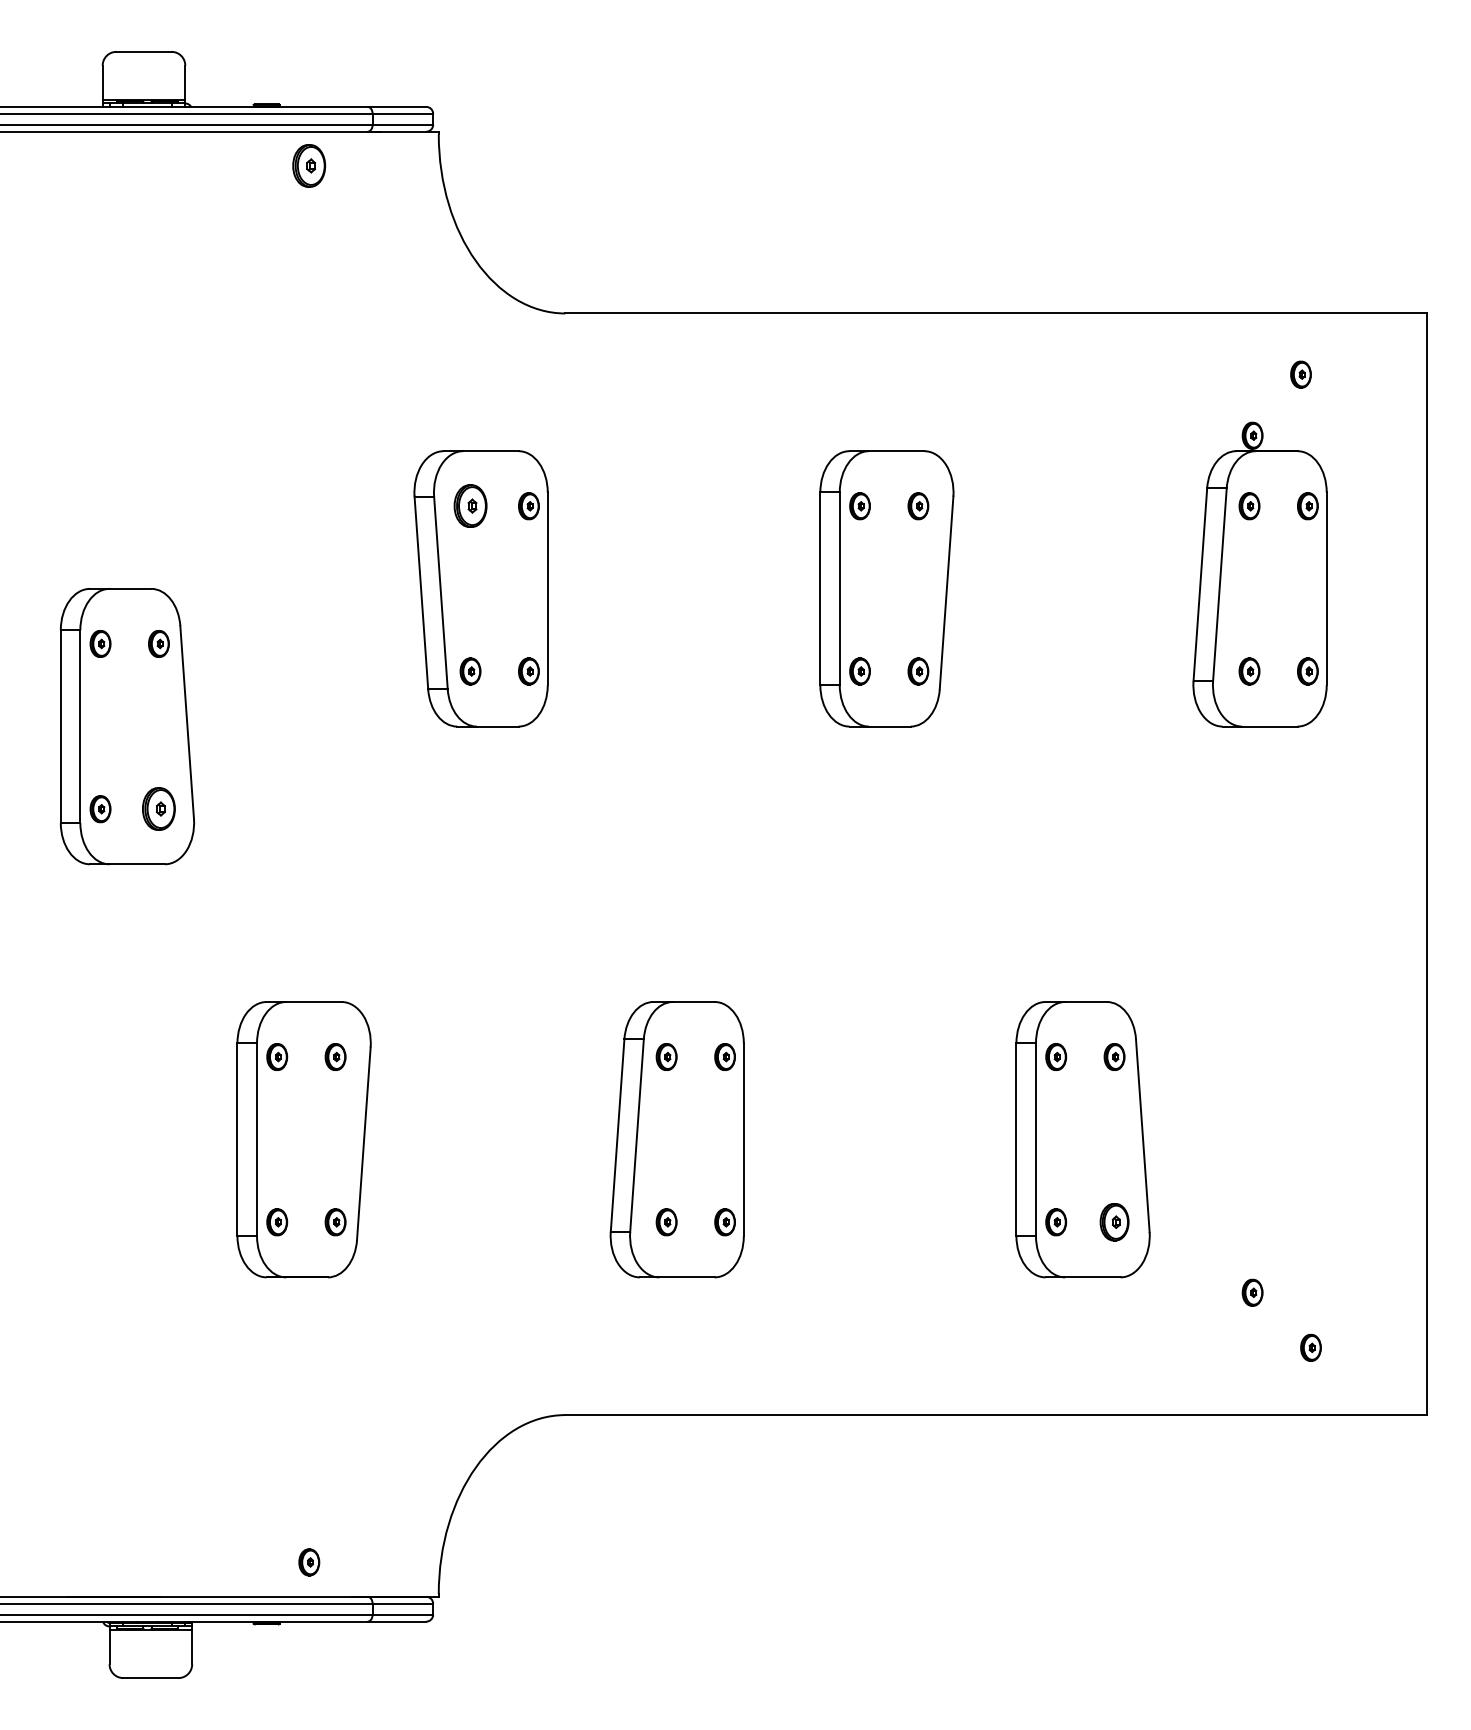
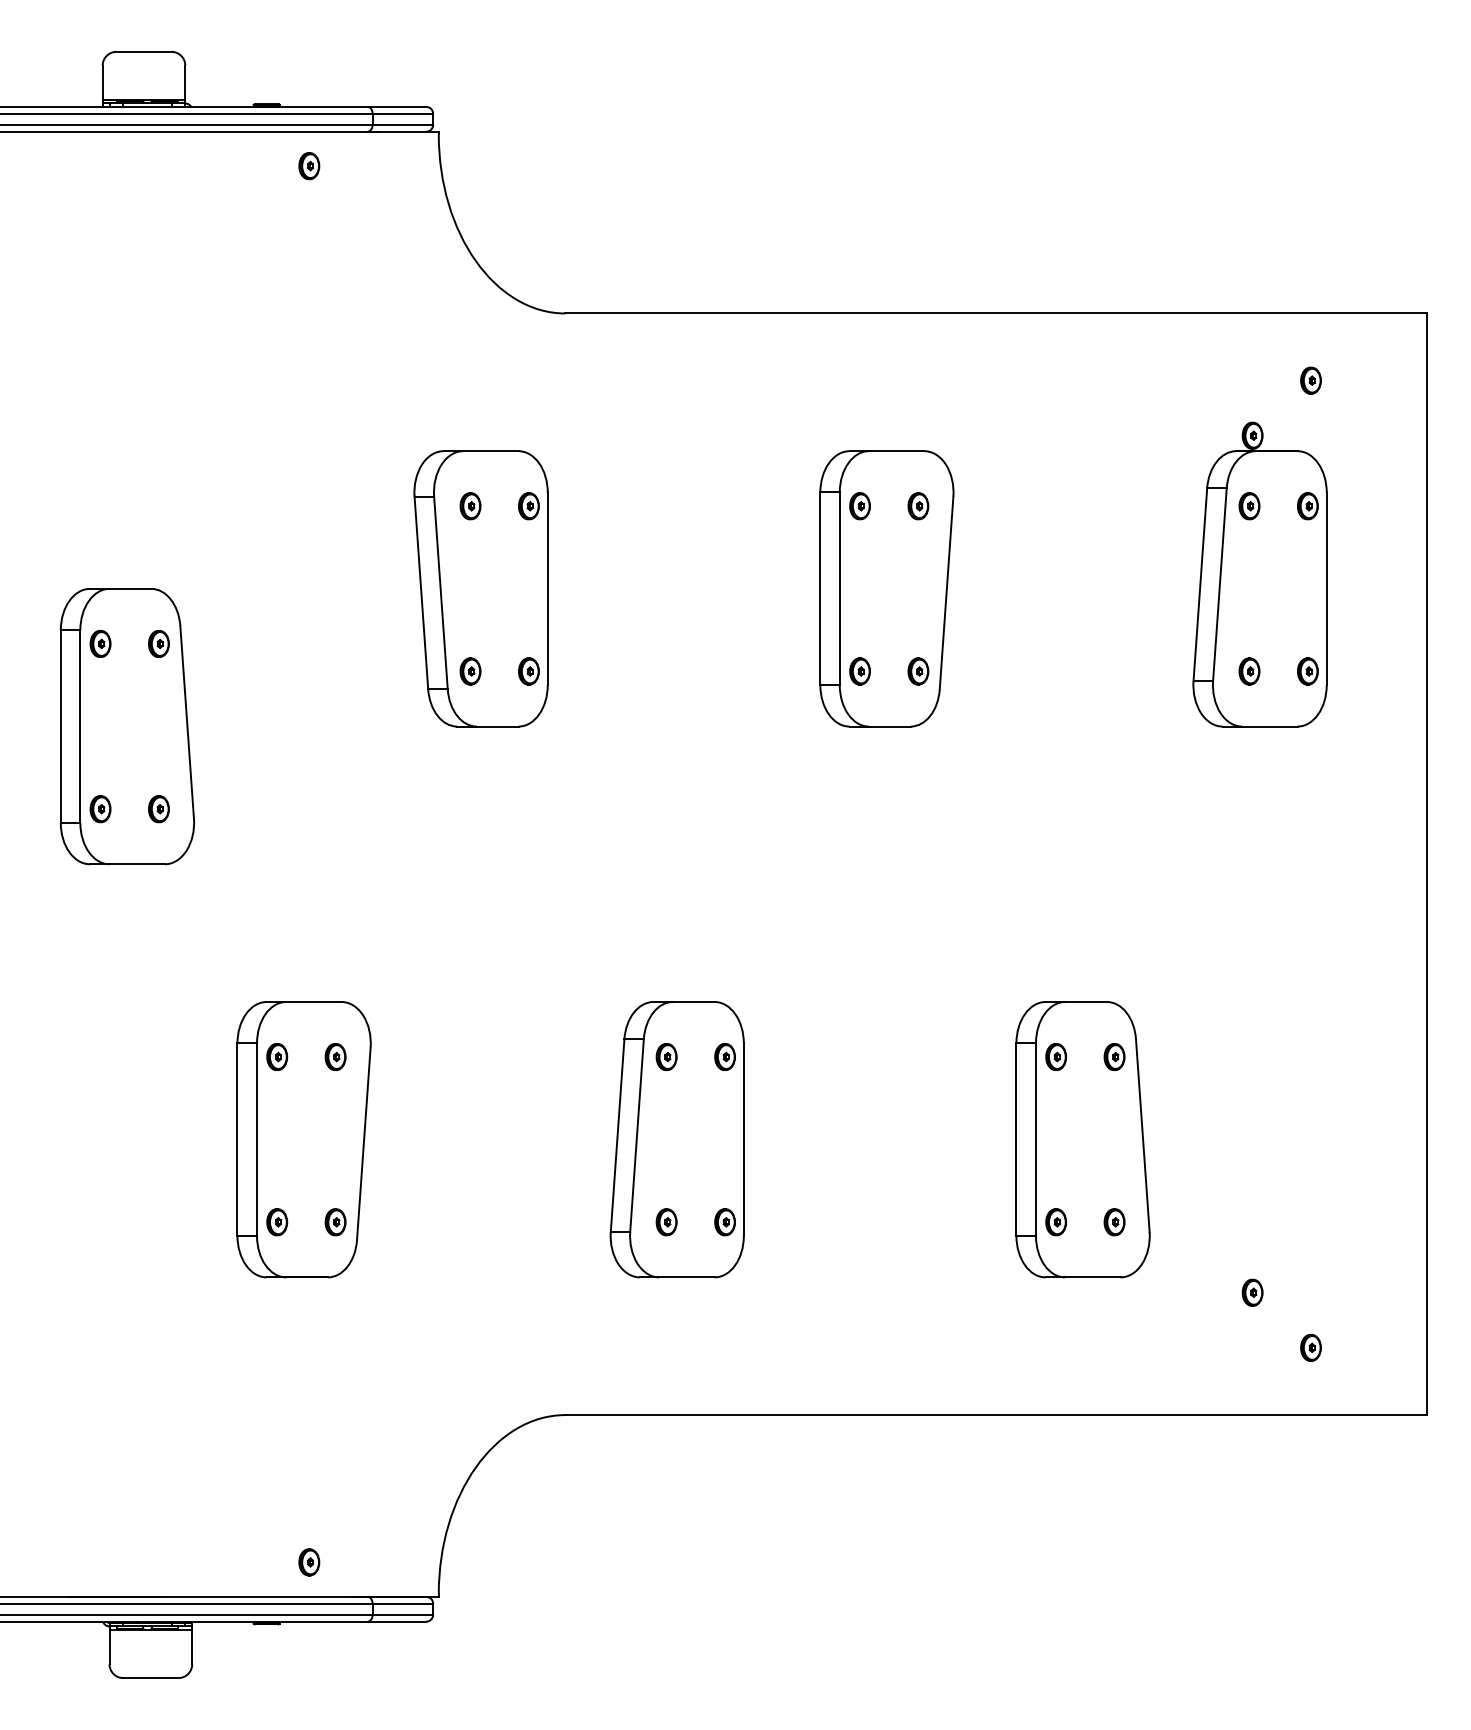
part size: 35x44 px -> 23x29 px (309, 166)
part position: (1300, 374) -> (1310, 380) (1310, 380)
part size: 35x44 px -> 23x29 px (470, 506)
part size: 34x44 px -> 22x29 px (158, 809)
part size: 31x39 px -> 23x29 px (1114, 1222)
